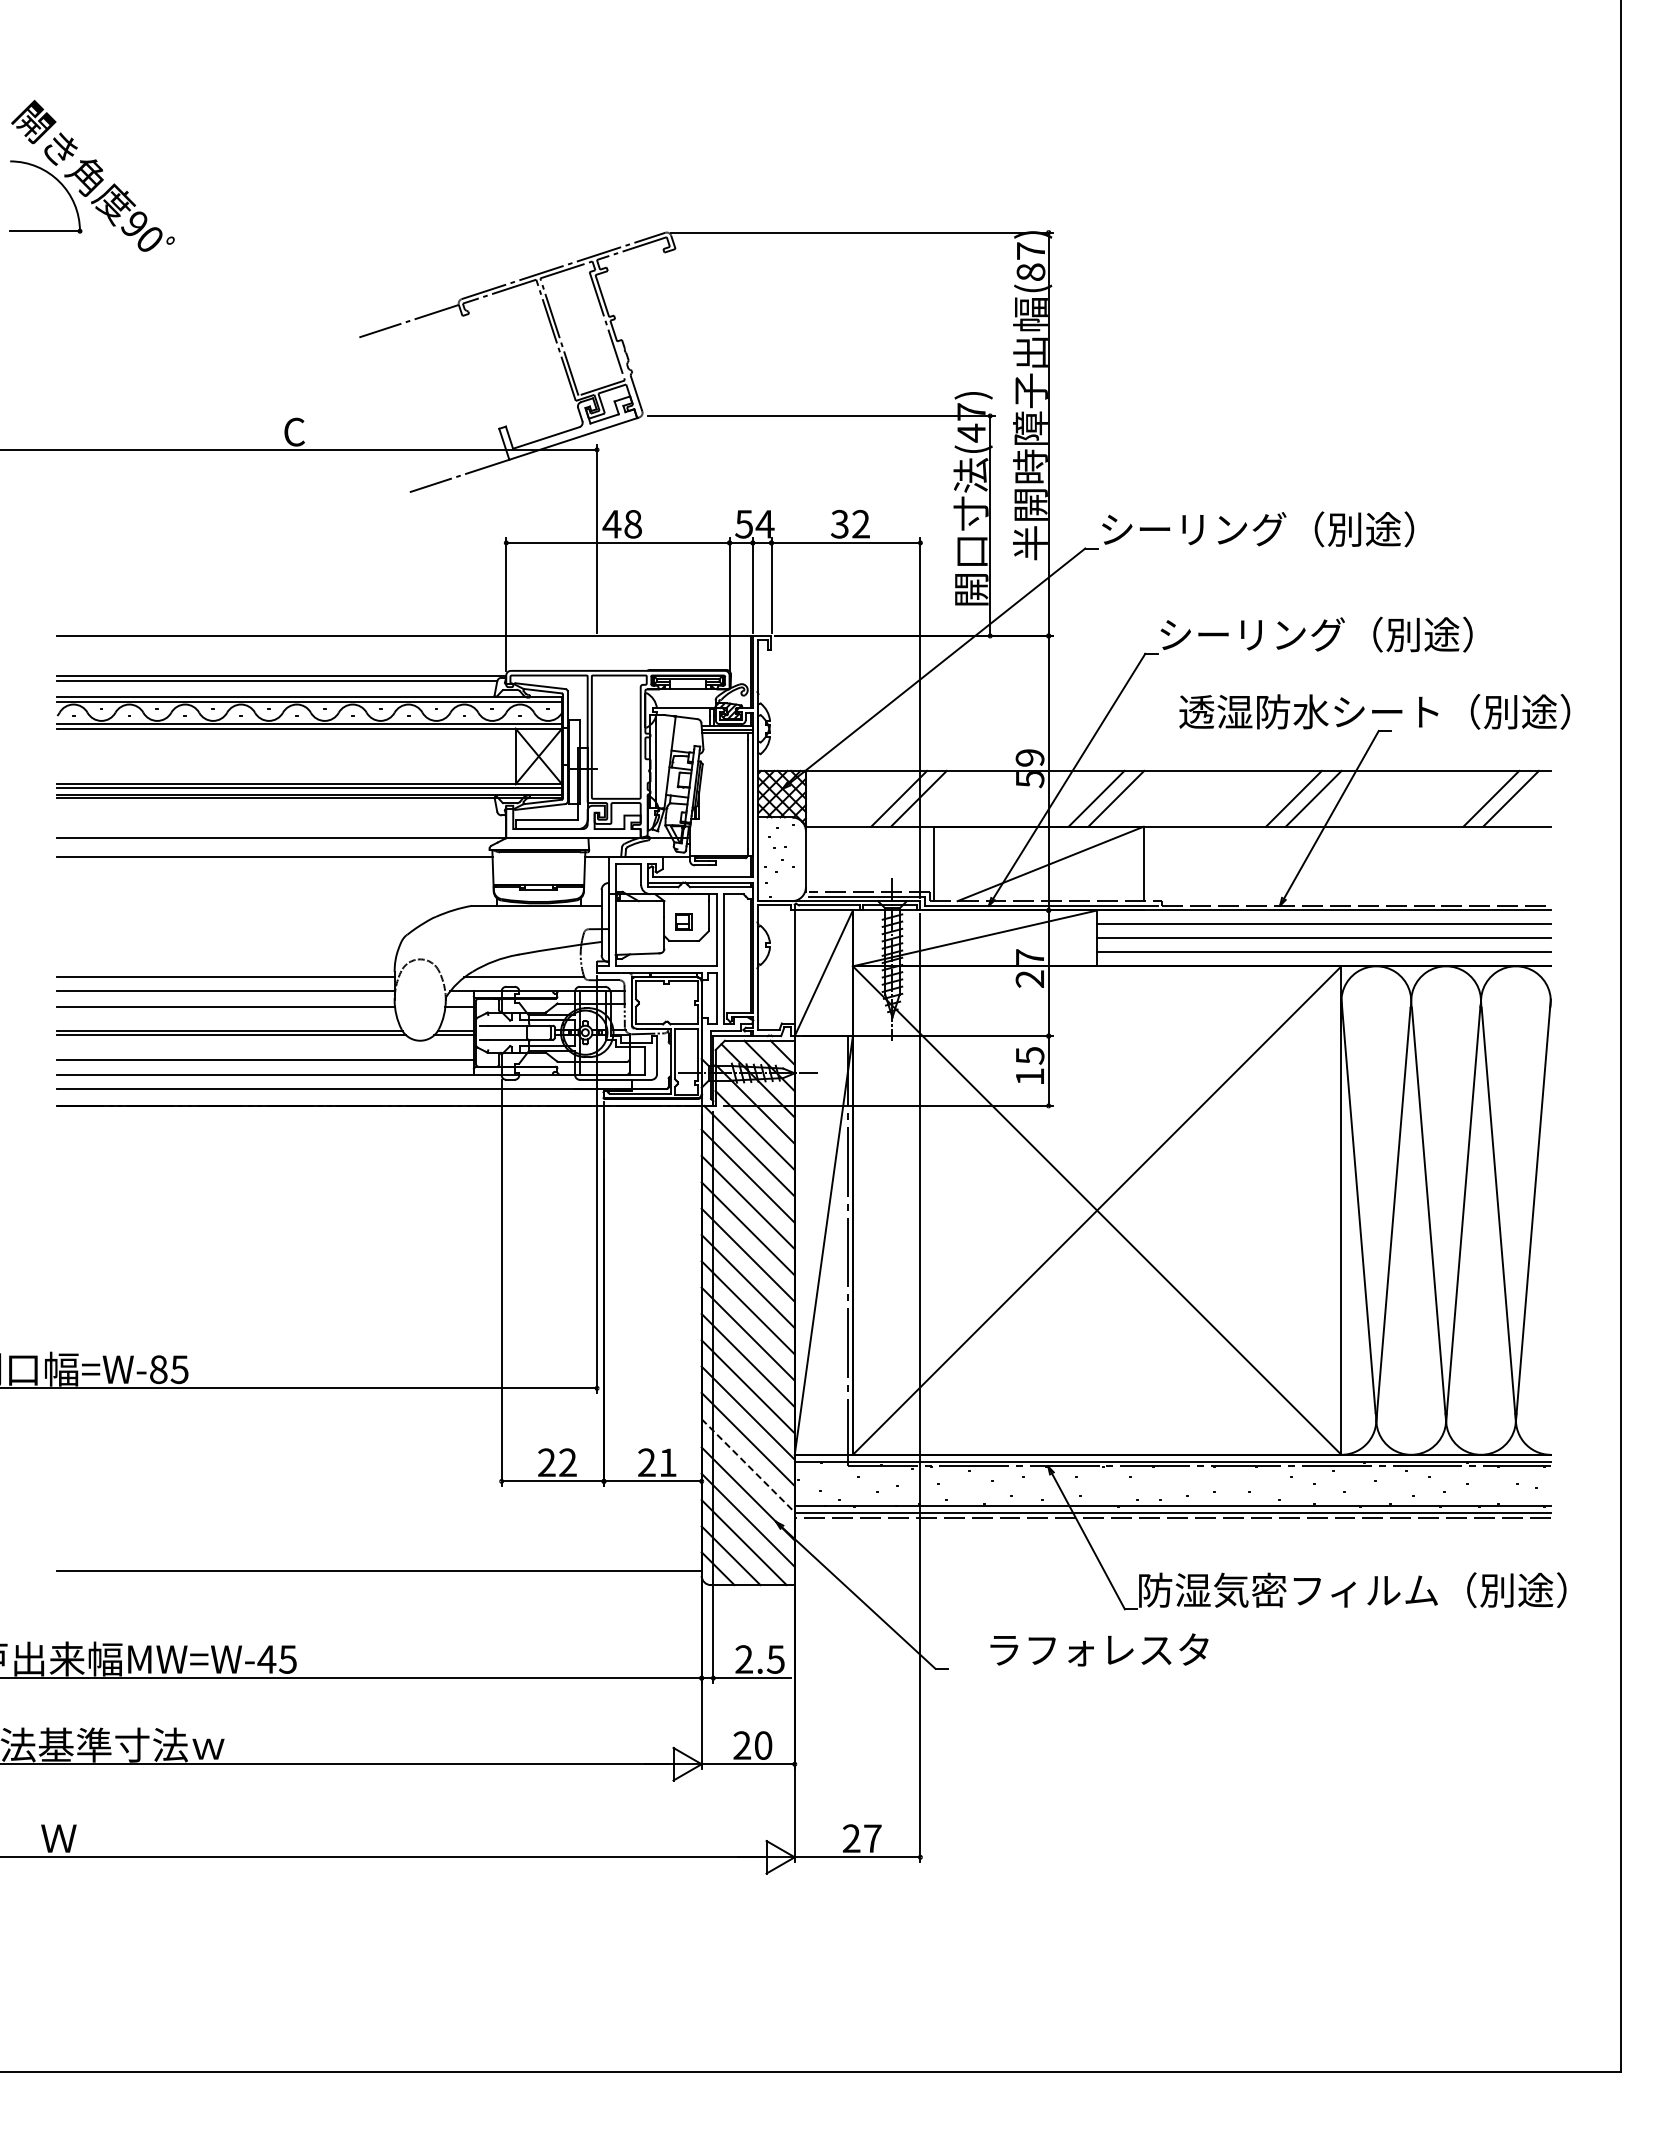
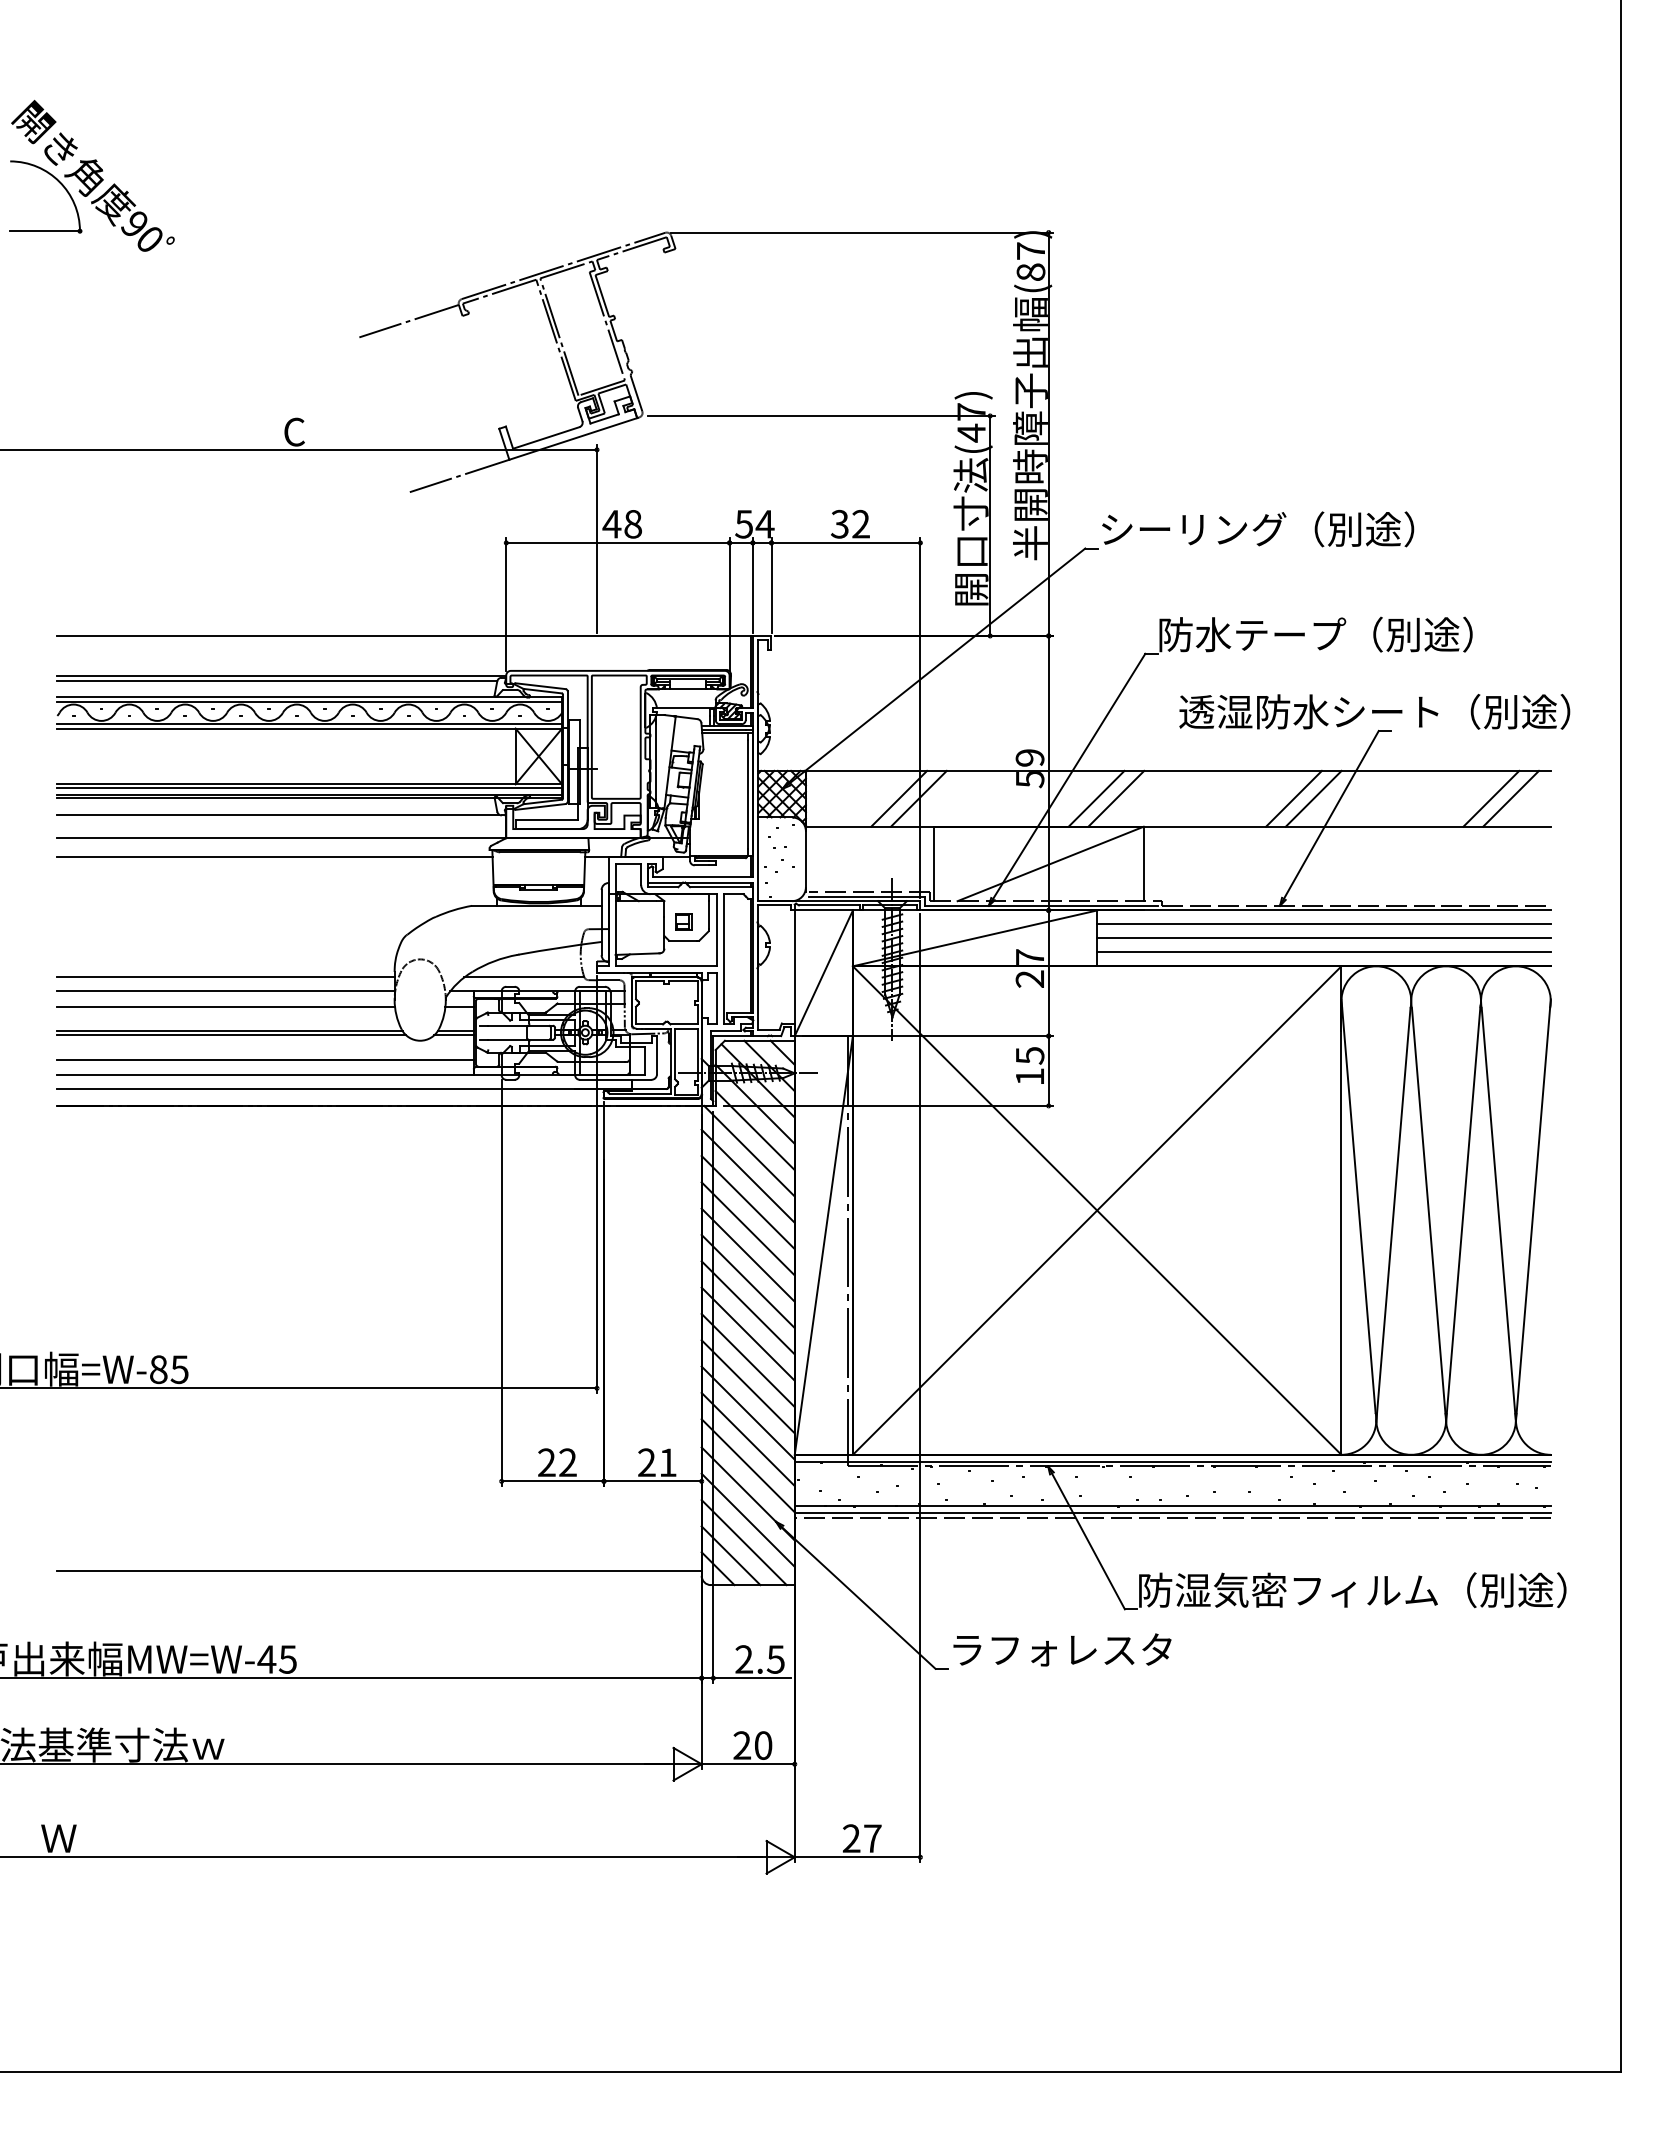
text: シーリング（別途） -> 防水テープ（別途） (1252, 634)
line: none -> present (278, 814)
line: dashed -> solid (748, 1465)
text position: (1099, 1649) -> (1062, 1649) (1062, 1649)
